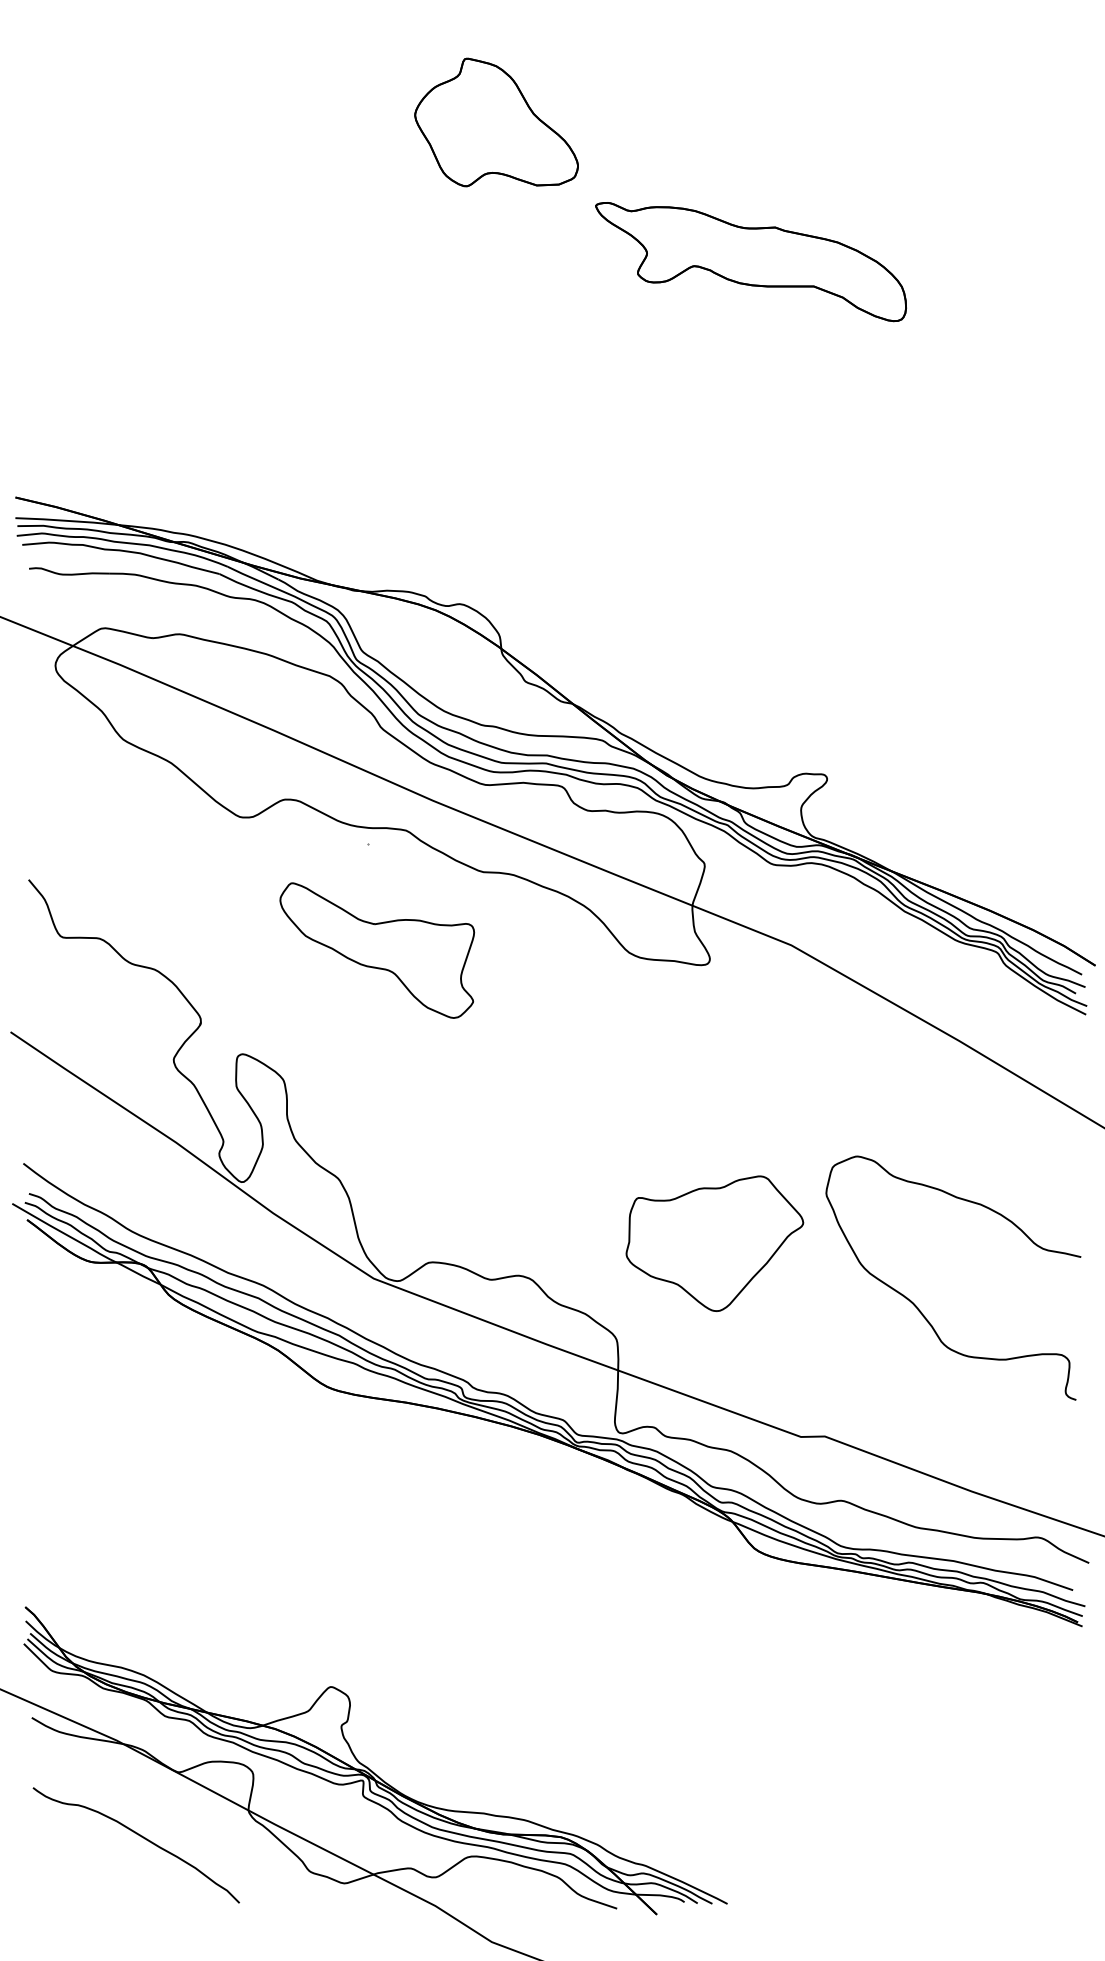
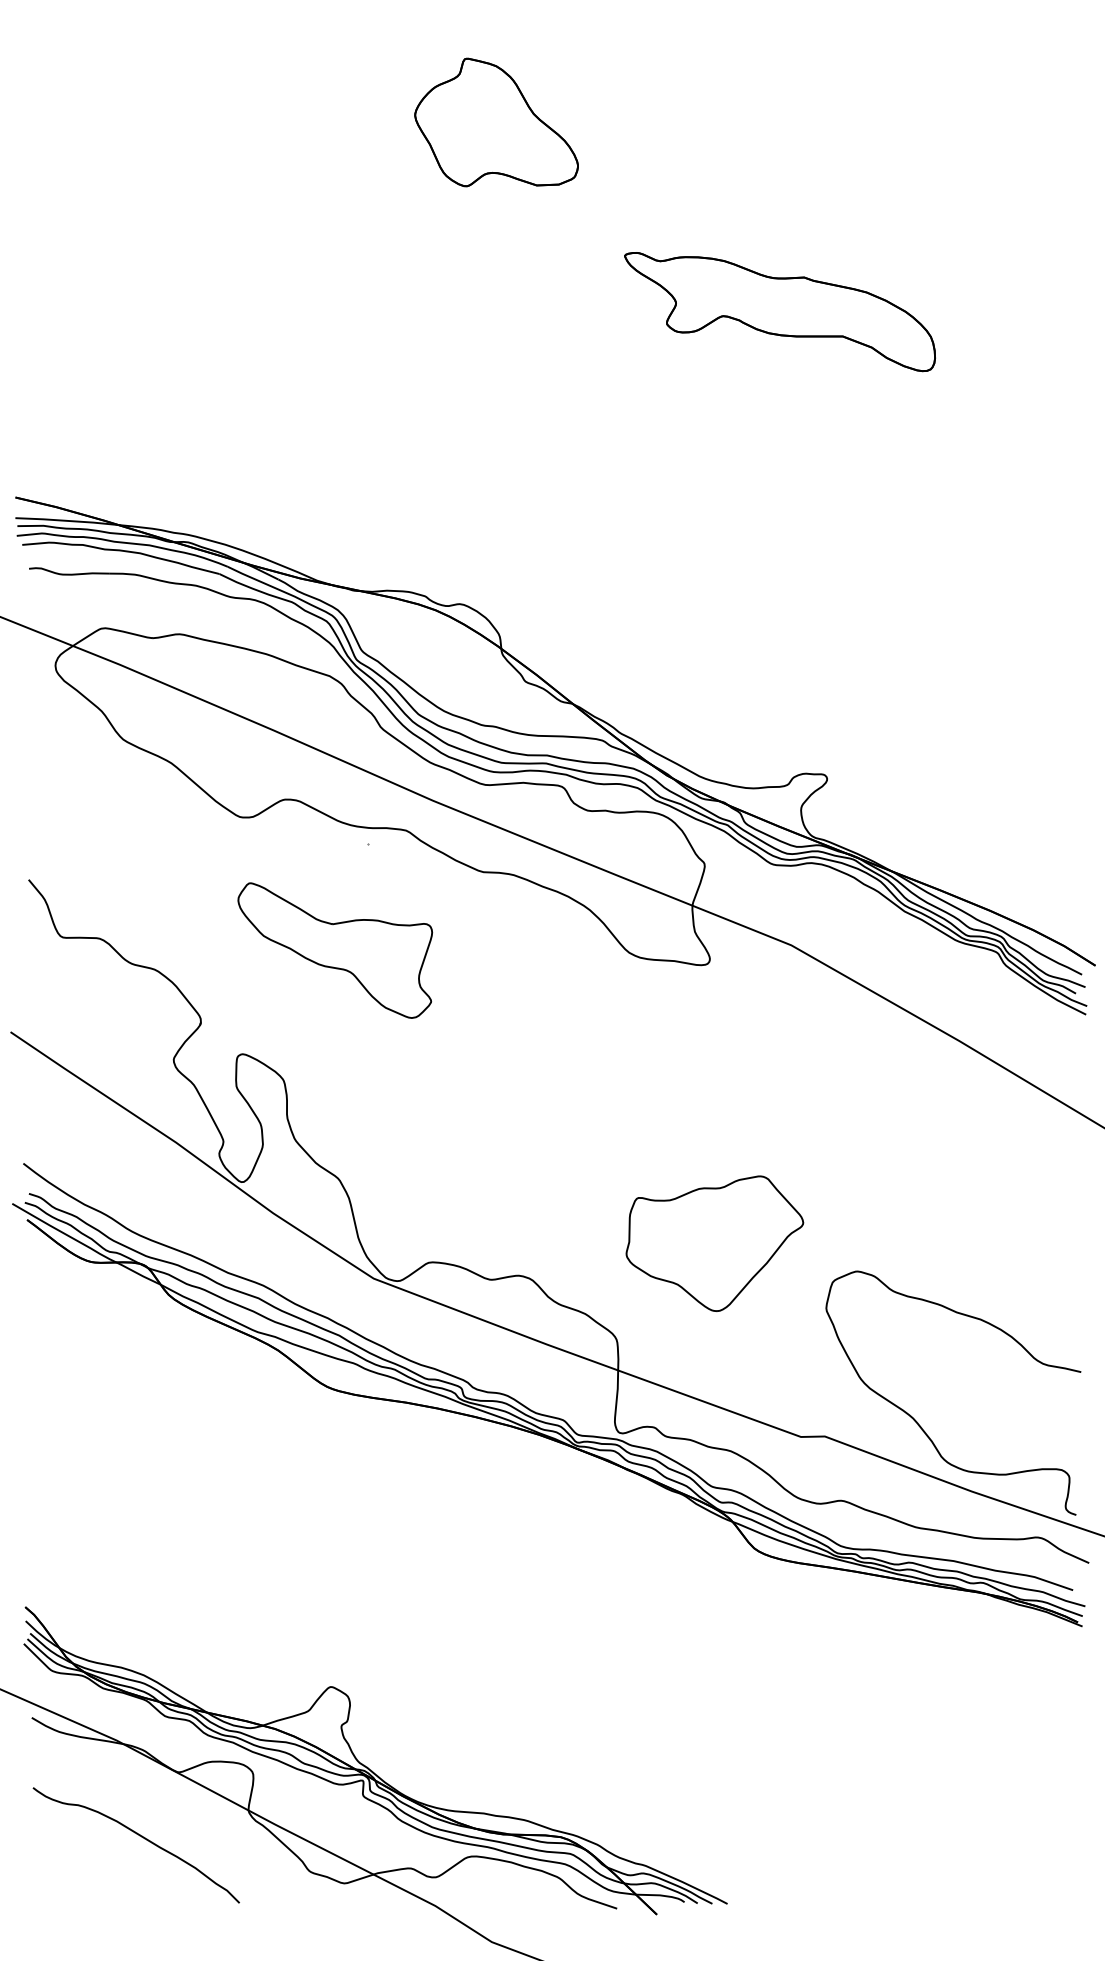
part position: (750, 262) -> (779, 312) (779, 312)
part position: (377, 950) -> (335, 950) (335, 950)
curve position: (918, 1307) -> (918, 1422) (918, 1422)
